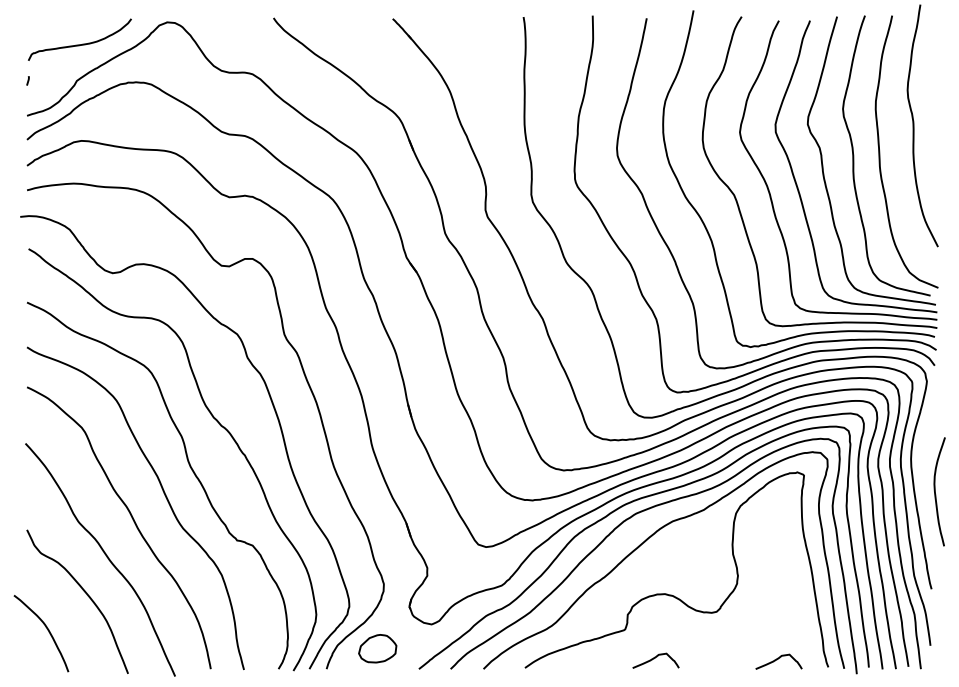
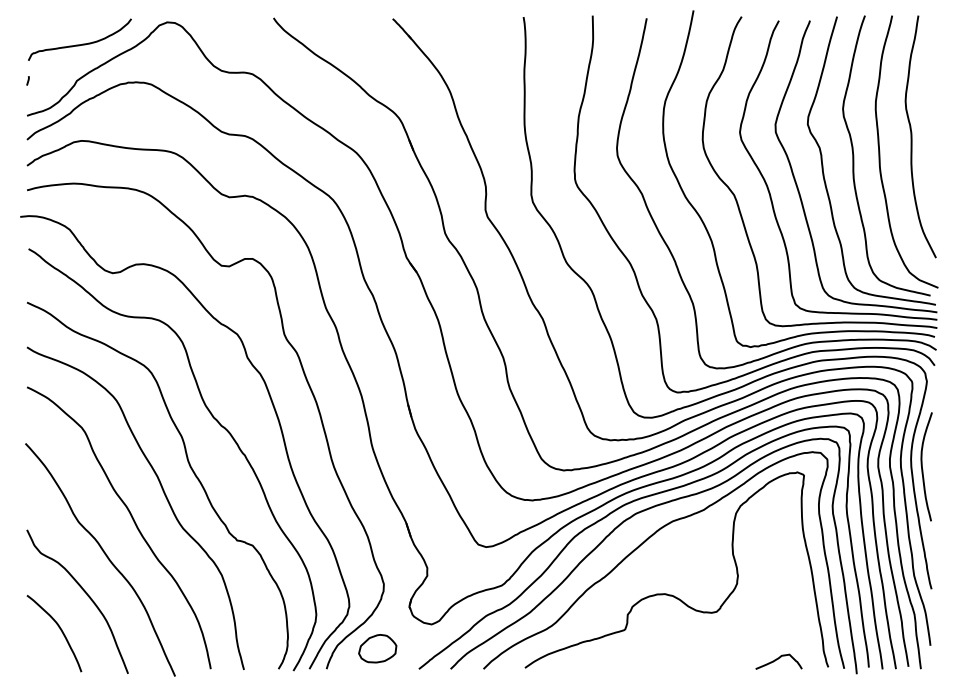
curve position: (914, 125) -> (912, 136) (912, 136)
curve position: (935, 491) -> (922, 466) (922, 466)
curve position: (47, 630) -> (60, 630) (60, 630)
curve: present -> none (654, 659)
